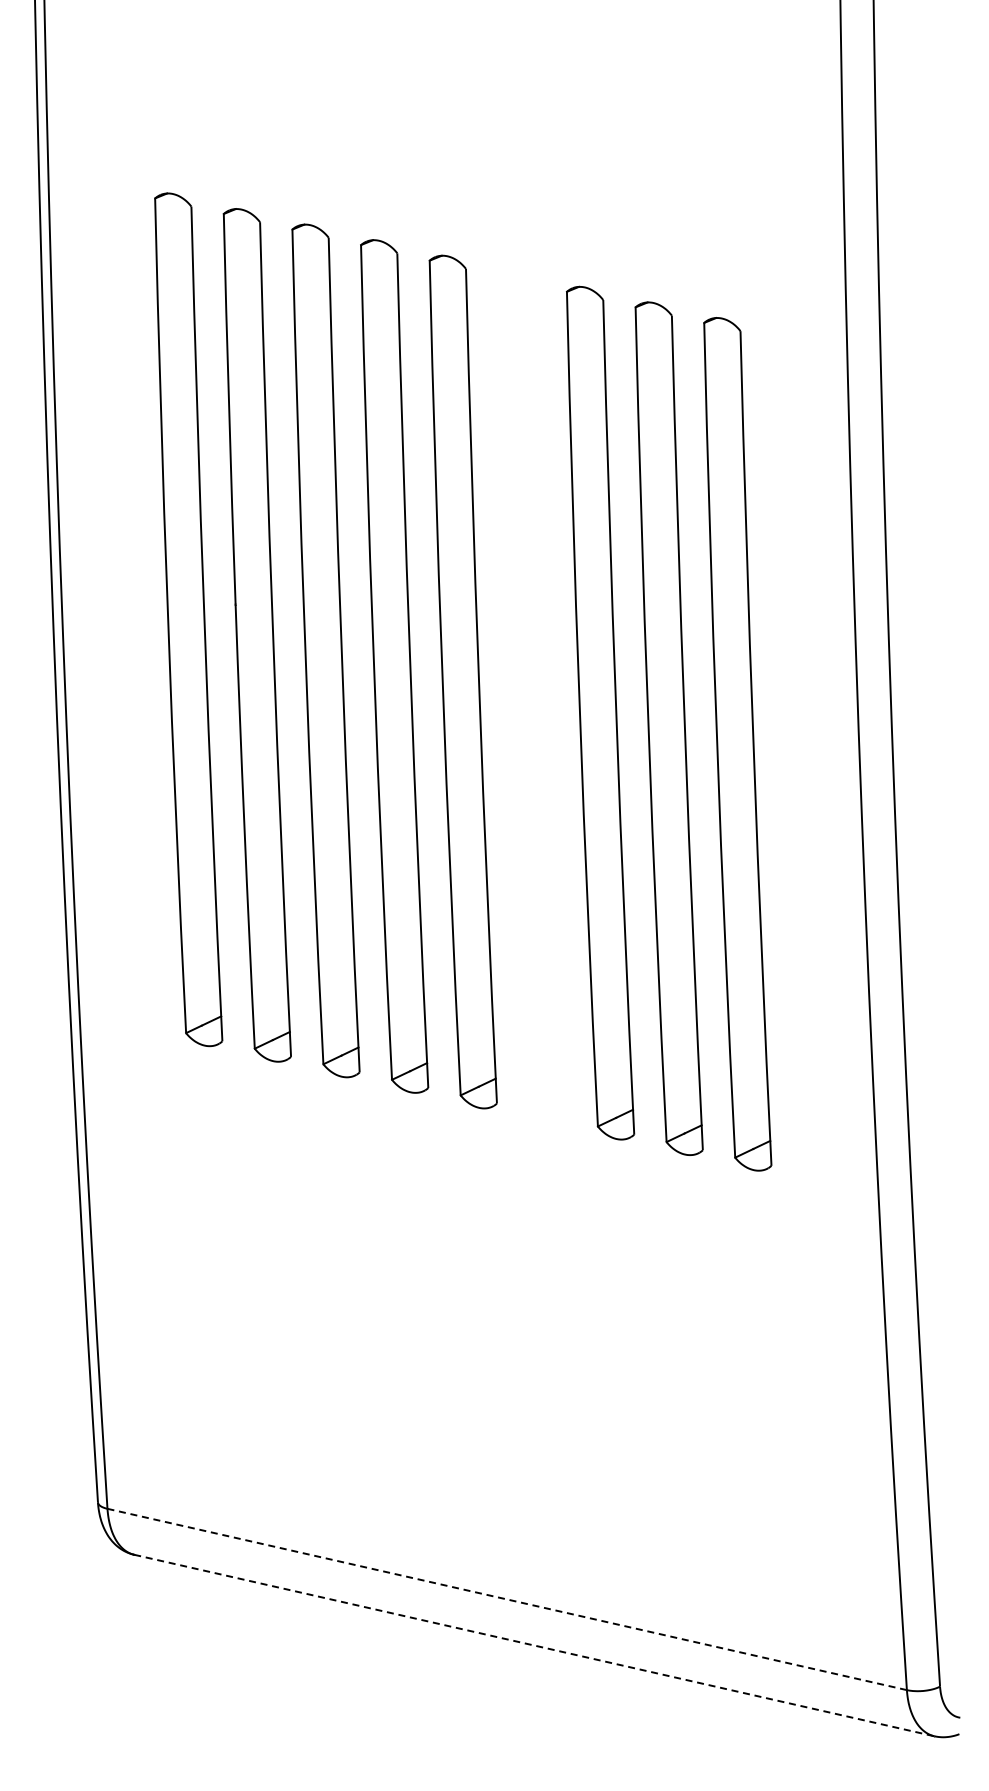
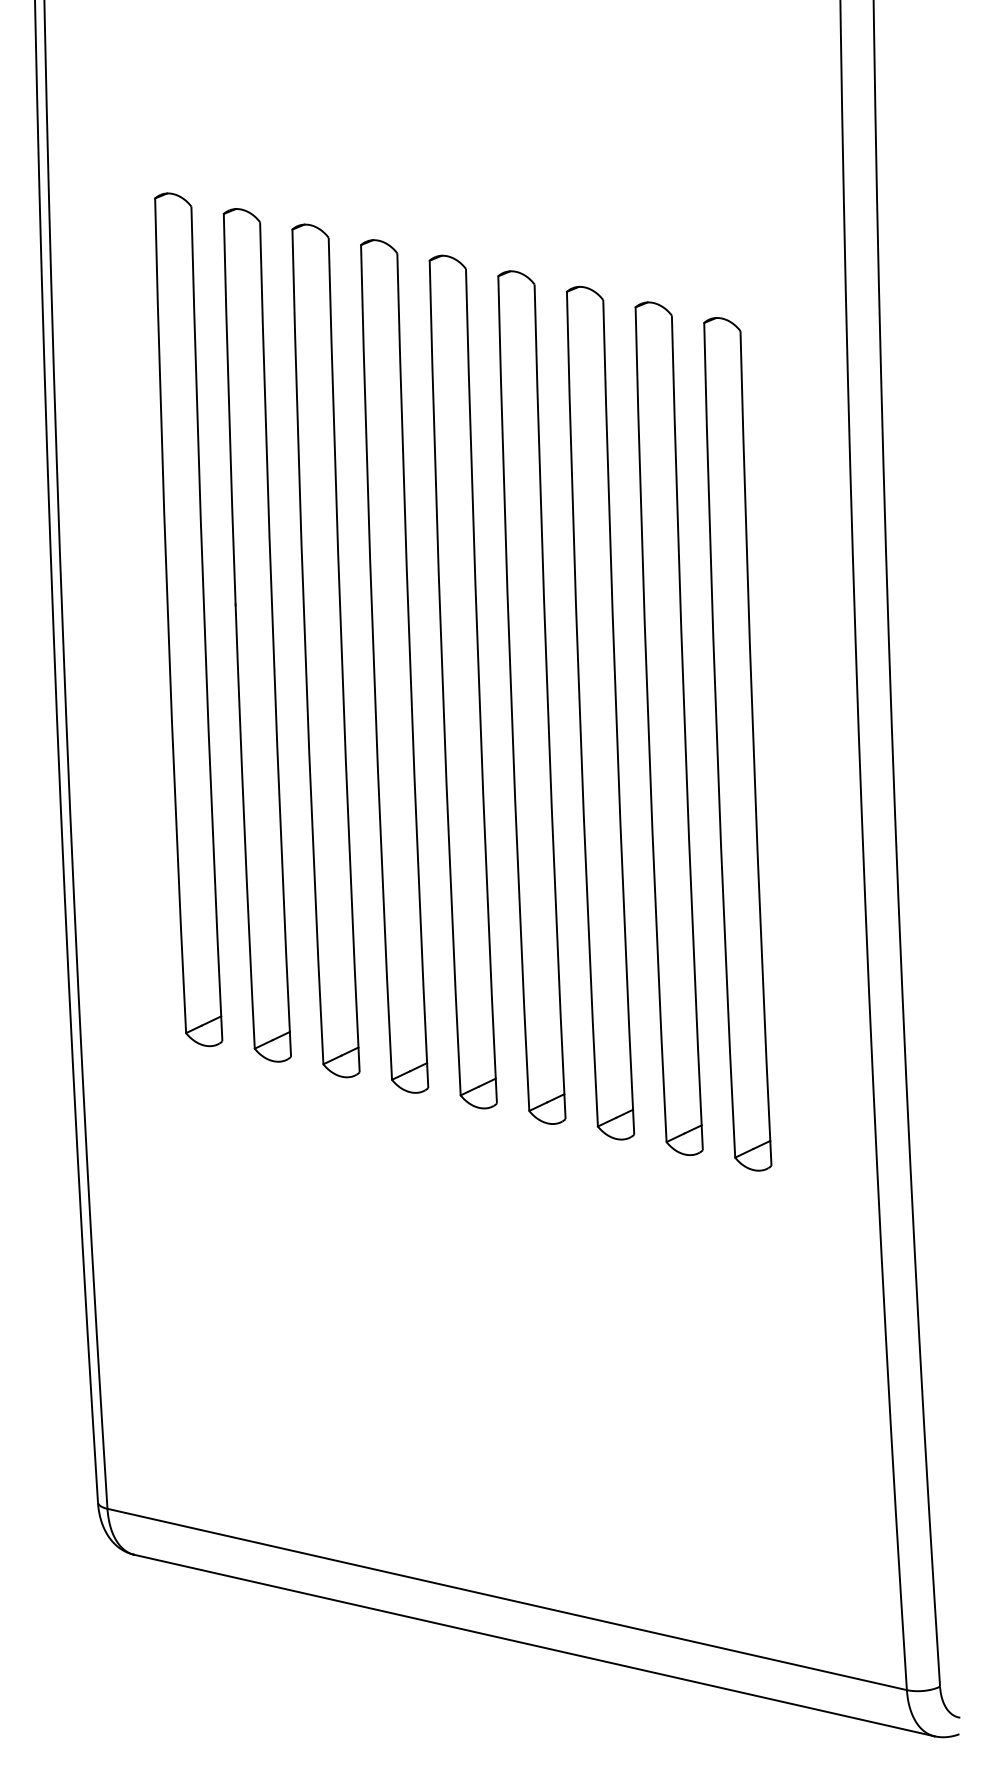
part: none -> present (531, 697)
line: dashed -> solid (507, 1599)
line: dashed -> solid (534, 1645)
